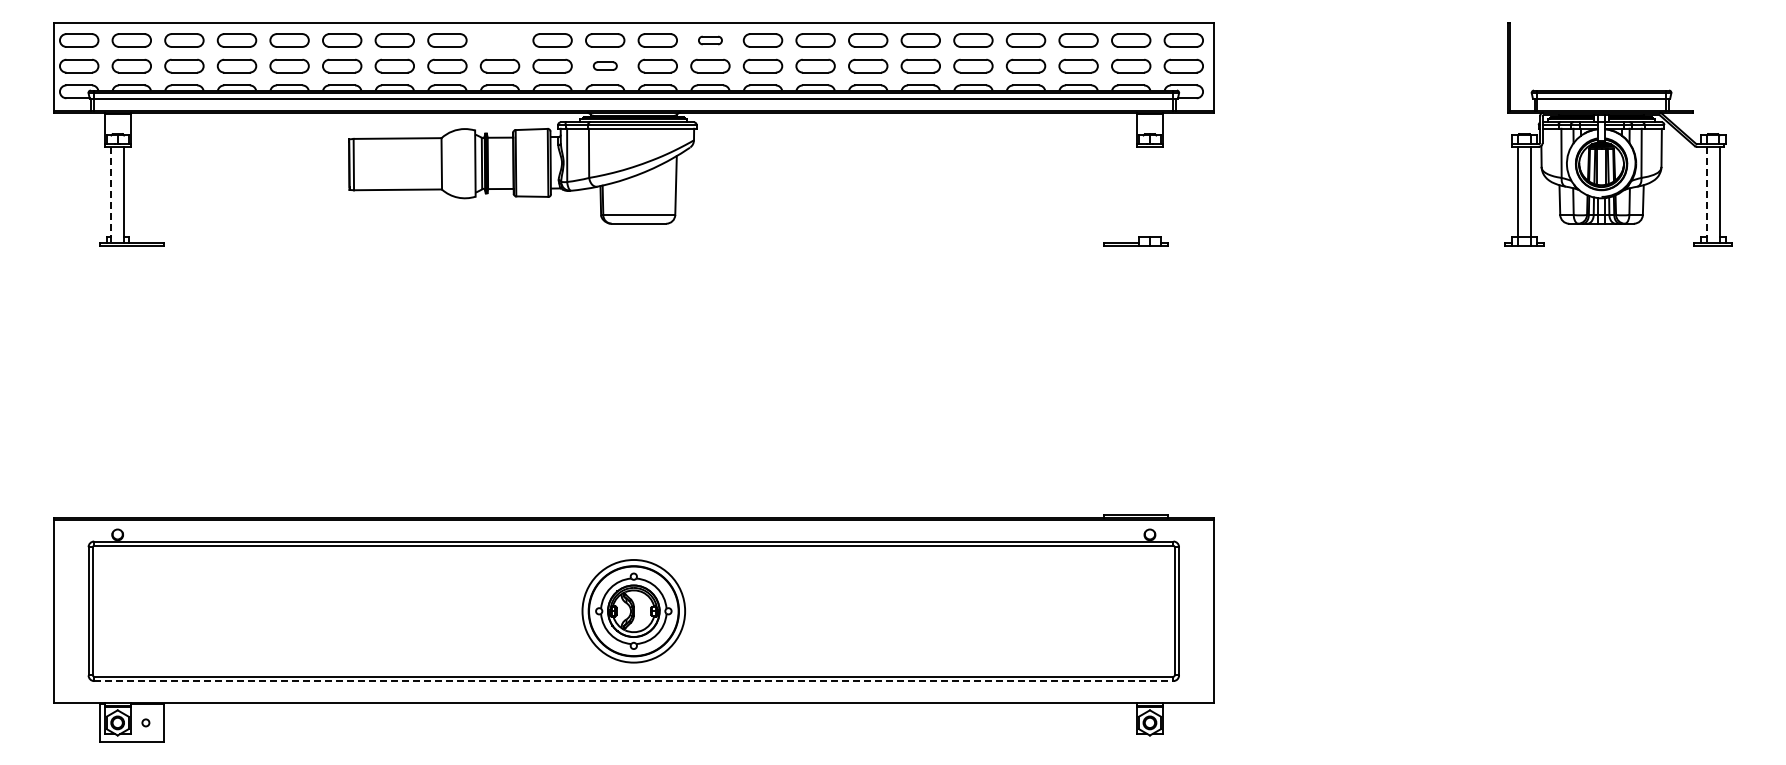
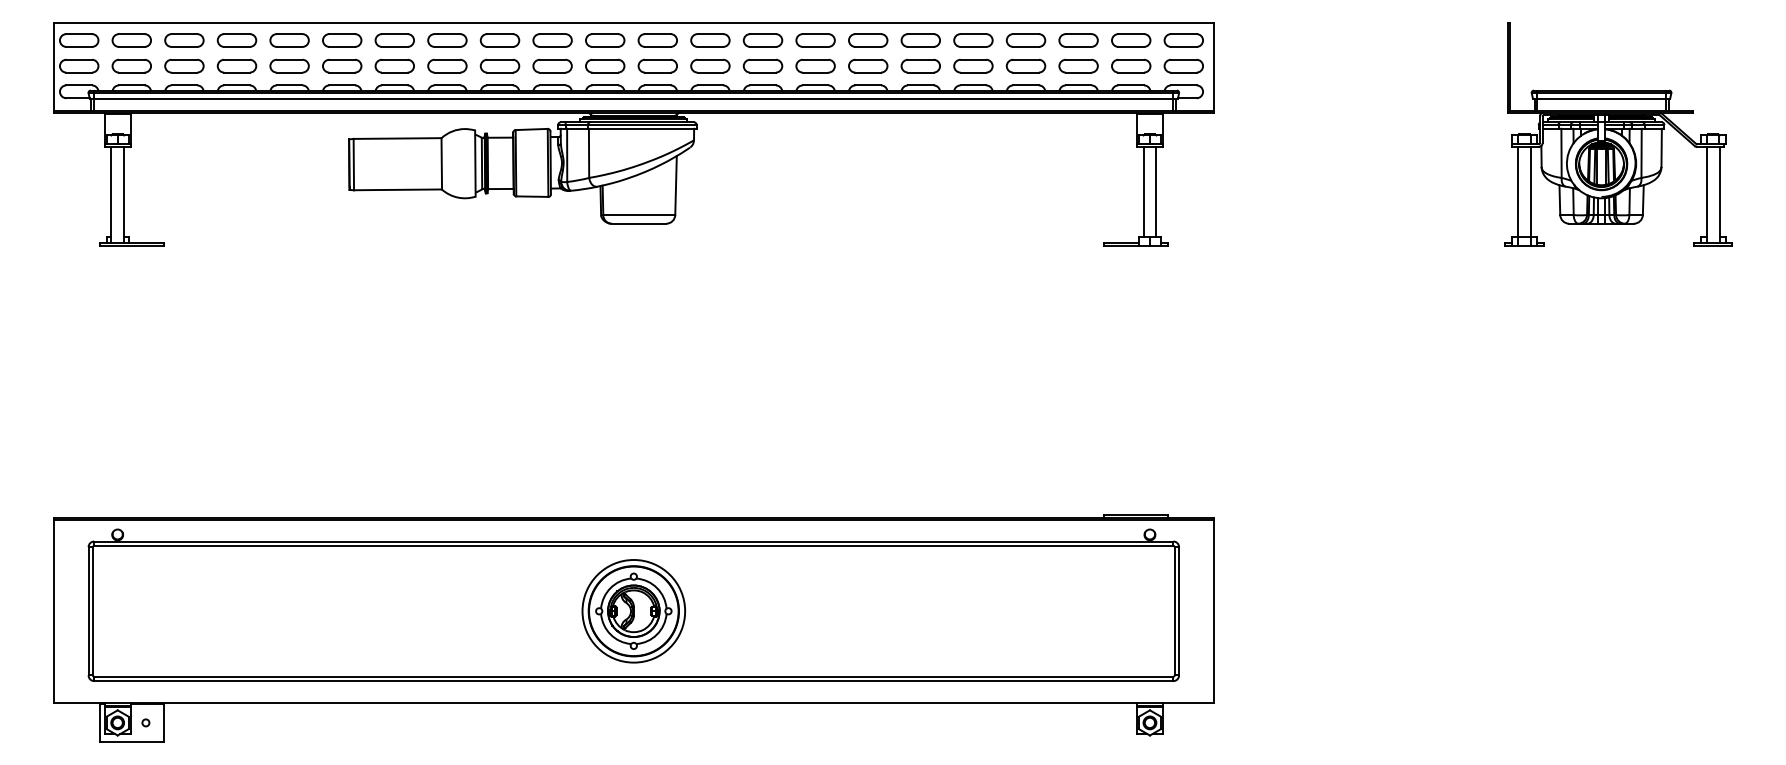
part: none -> present (499, 40)
part size: 25x11 px -> 41x15 px (710, 40)
part size: 26x10 px -> 41x16 px (605, 65)
line: none -> present (1143, 191)
line: none -> present (1156, 191)
line: dashed -> solid (111, 195)
line: dashed -> solid (1706, 195)
line: dashed -> solid (633, 681)
